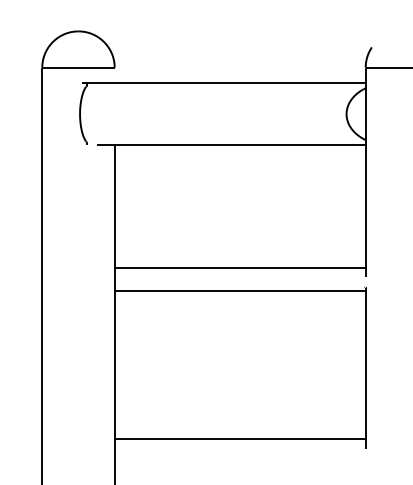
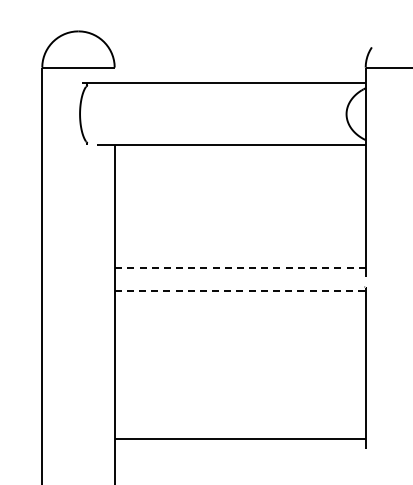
line: solid -> dashed (239, 268)
line: solid -> dashed (240, 291)
